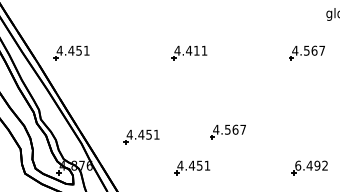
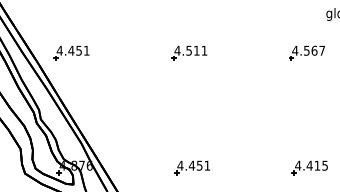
text: 4.411 -> 4.511 (188, 50)
part: present -> none (227, 131)
part: present -> none (141, 136)
text: 6.492 -> 4.415 (311, 165)
